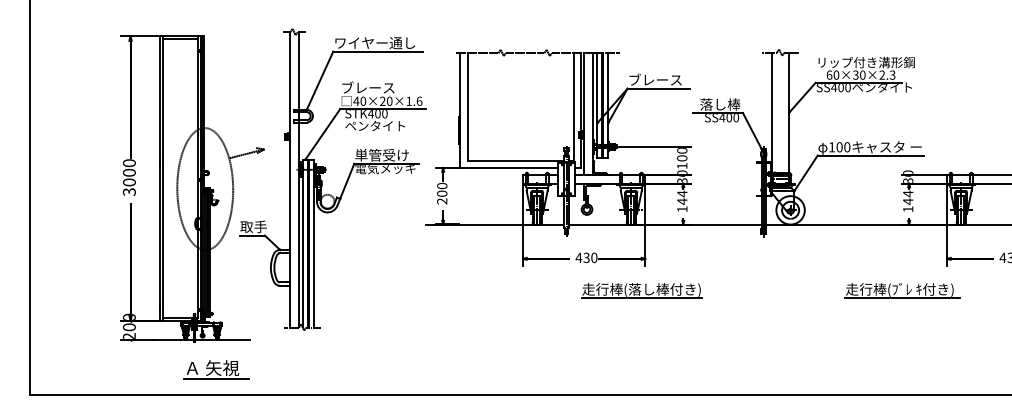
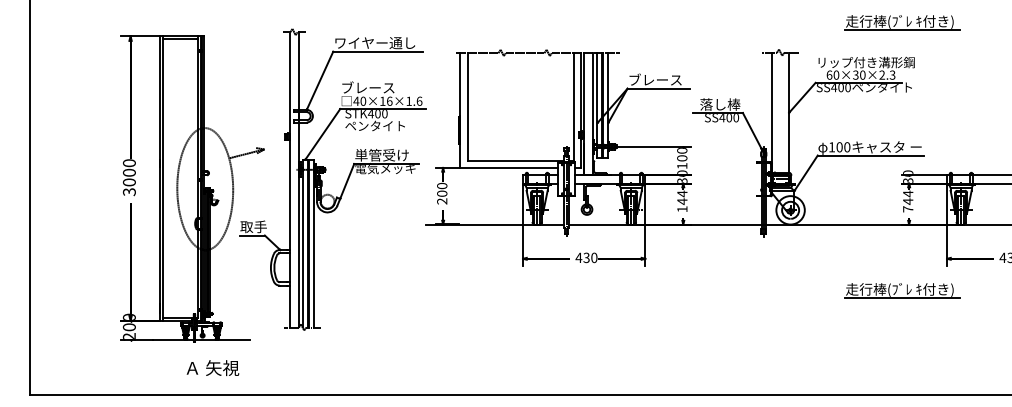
part: none -> present (902, 22)
text: 40×20×1.6 -> 40×16×1.6 (386, 100)
text: 144 -> 744 (908, 209)
part: present -> none (641, 290)
line: present -> none (215, 378)
